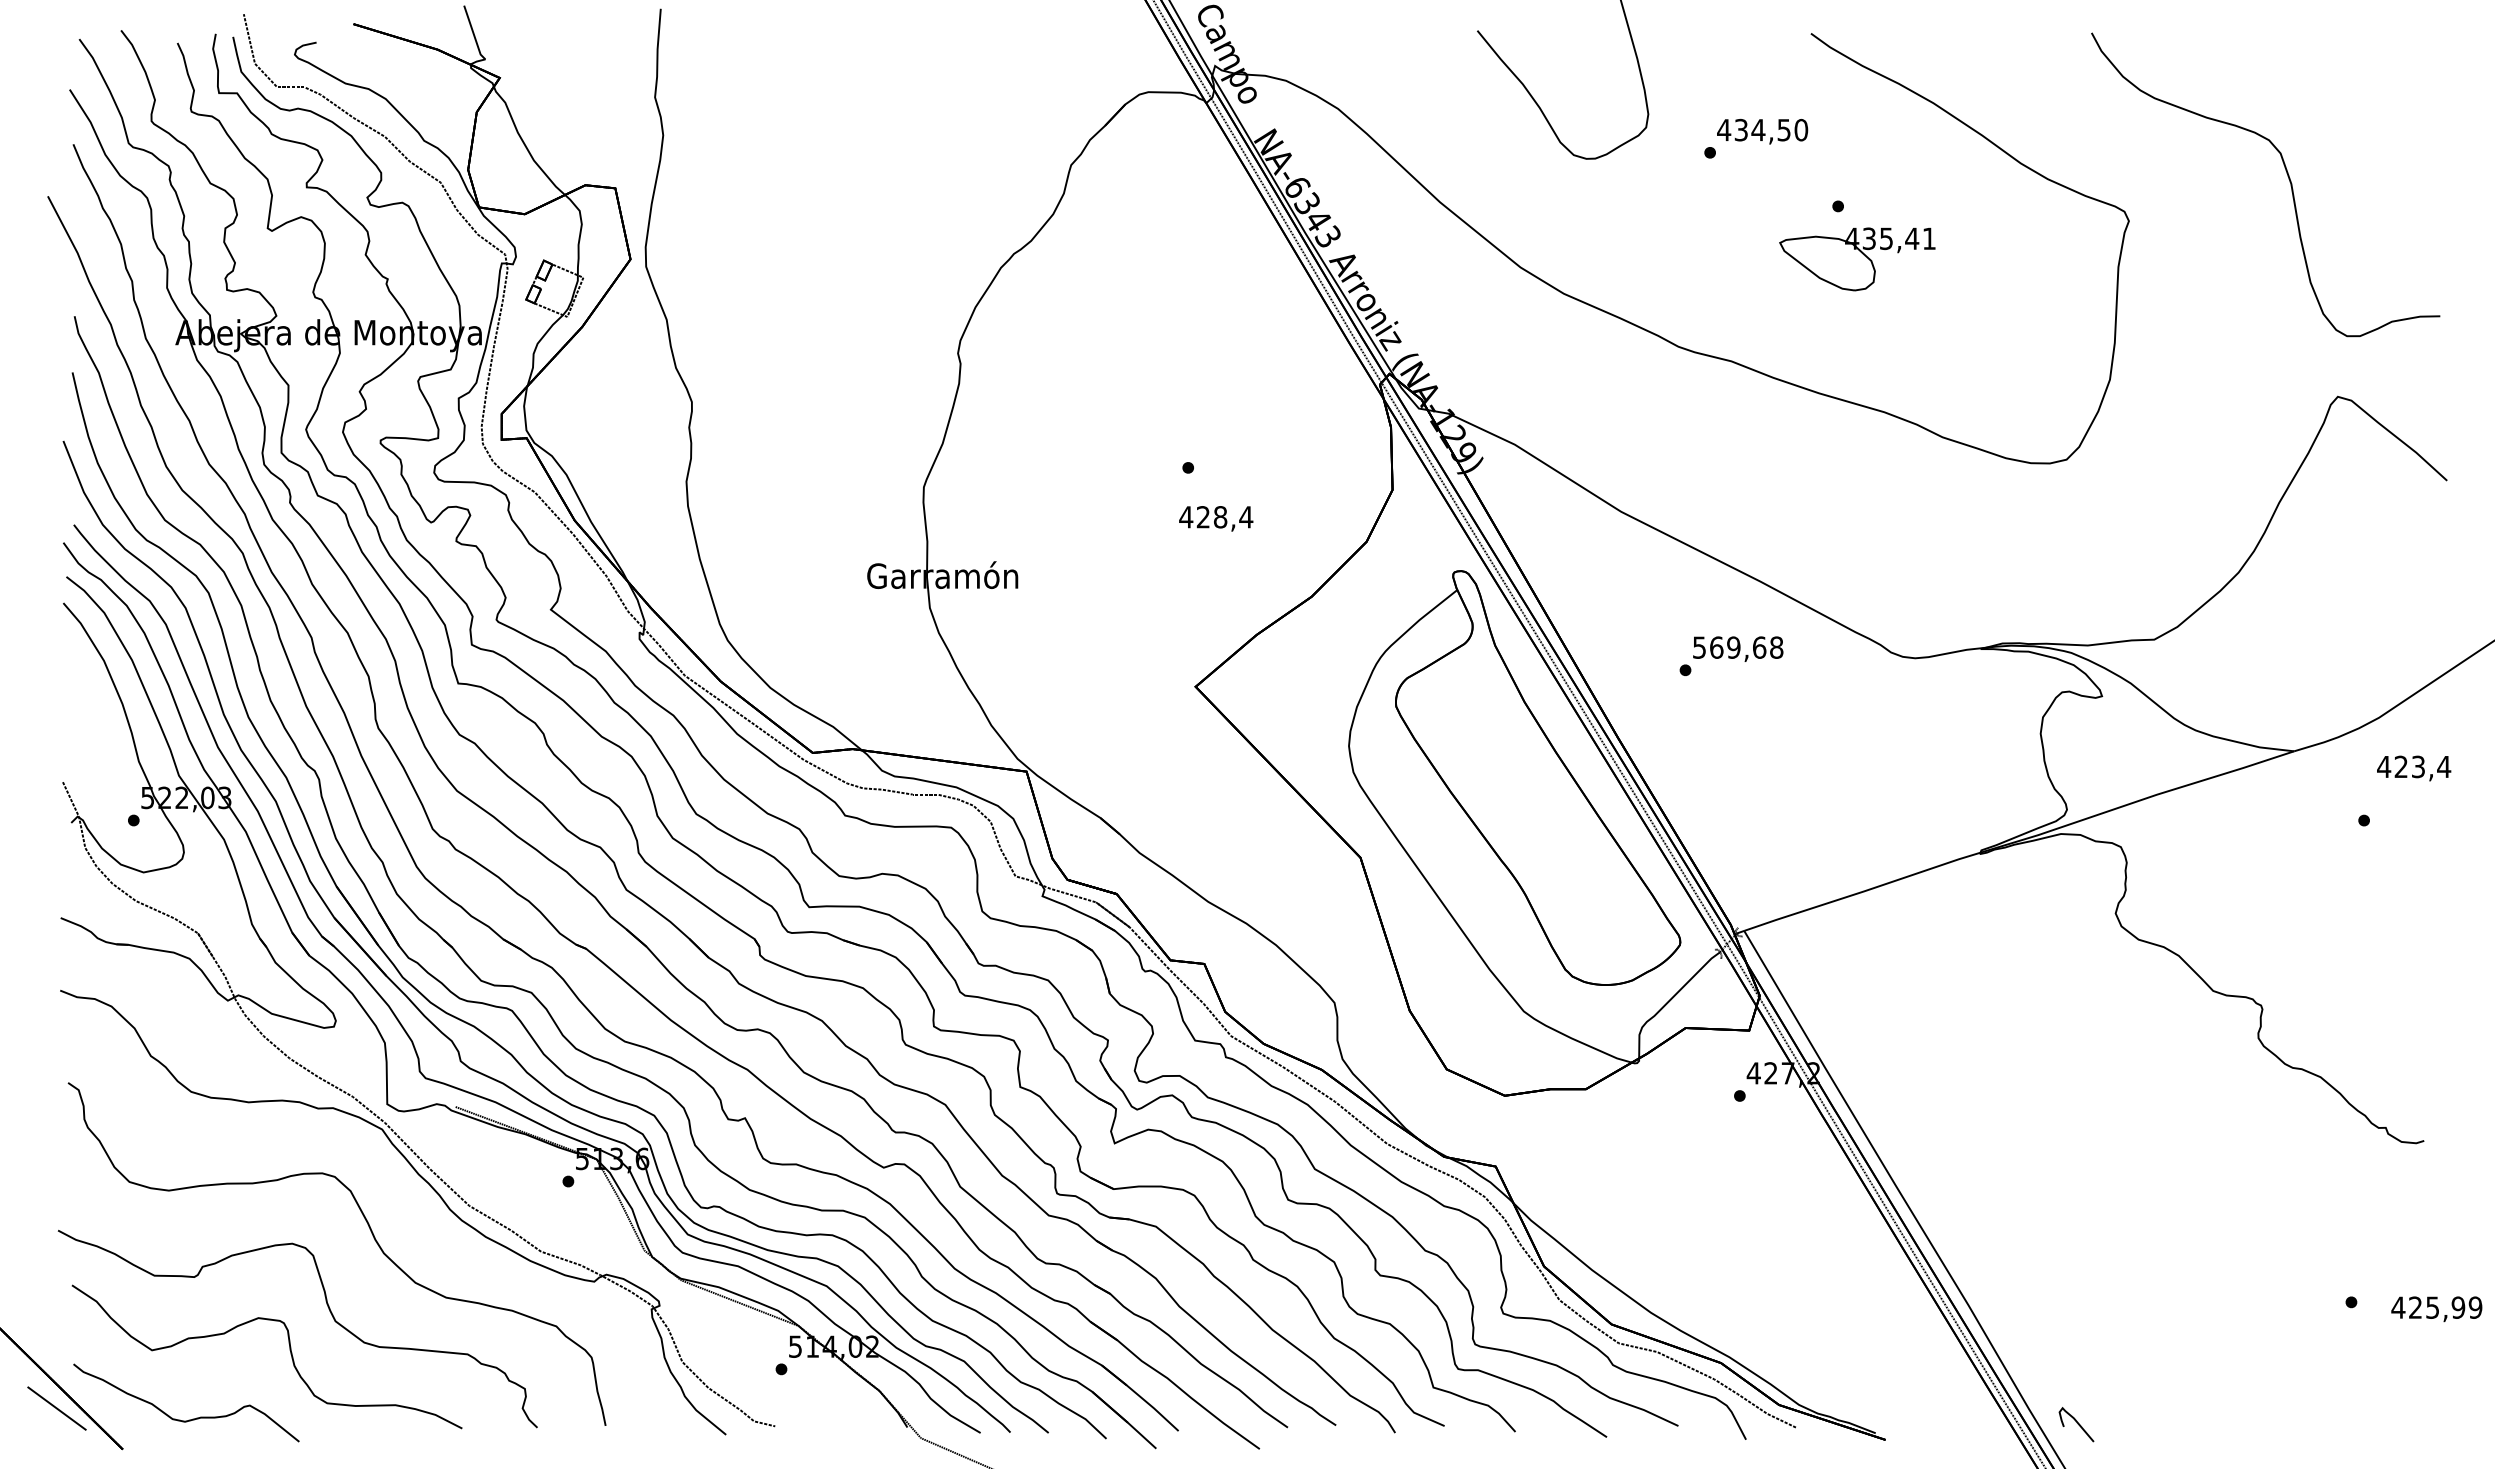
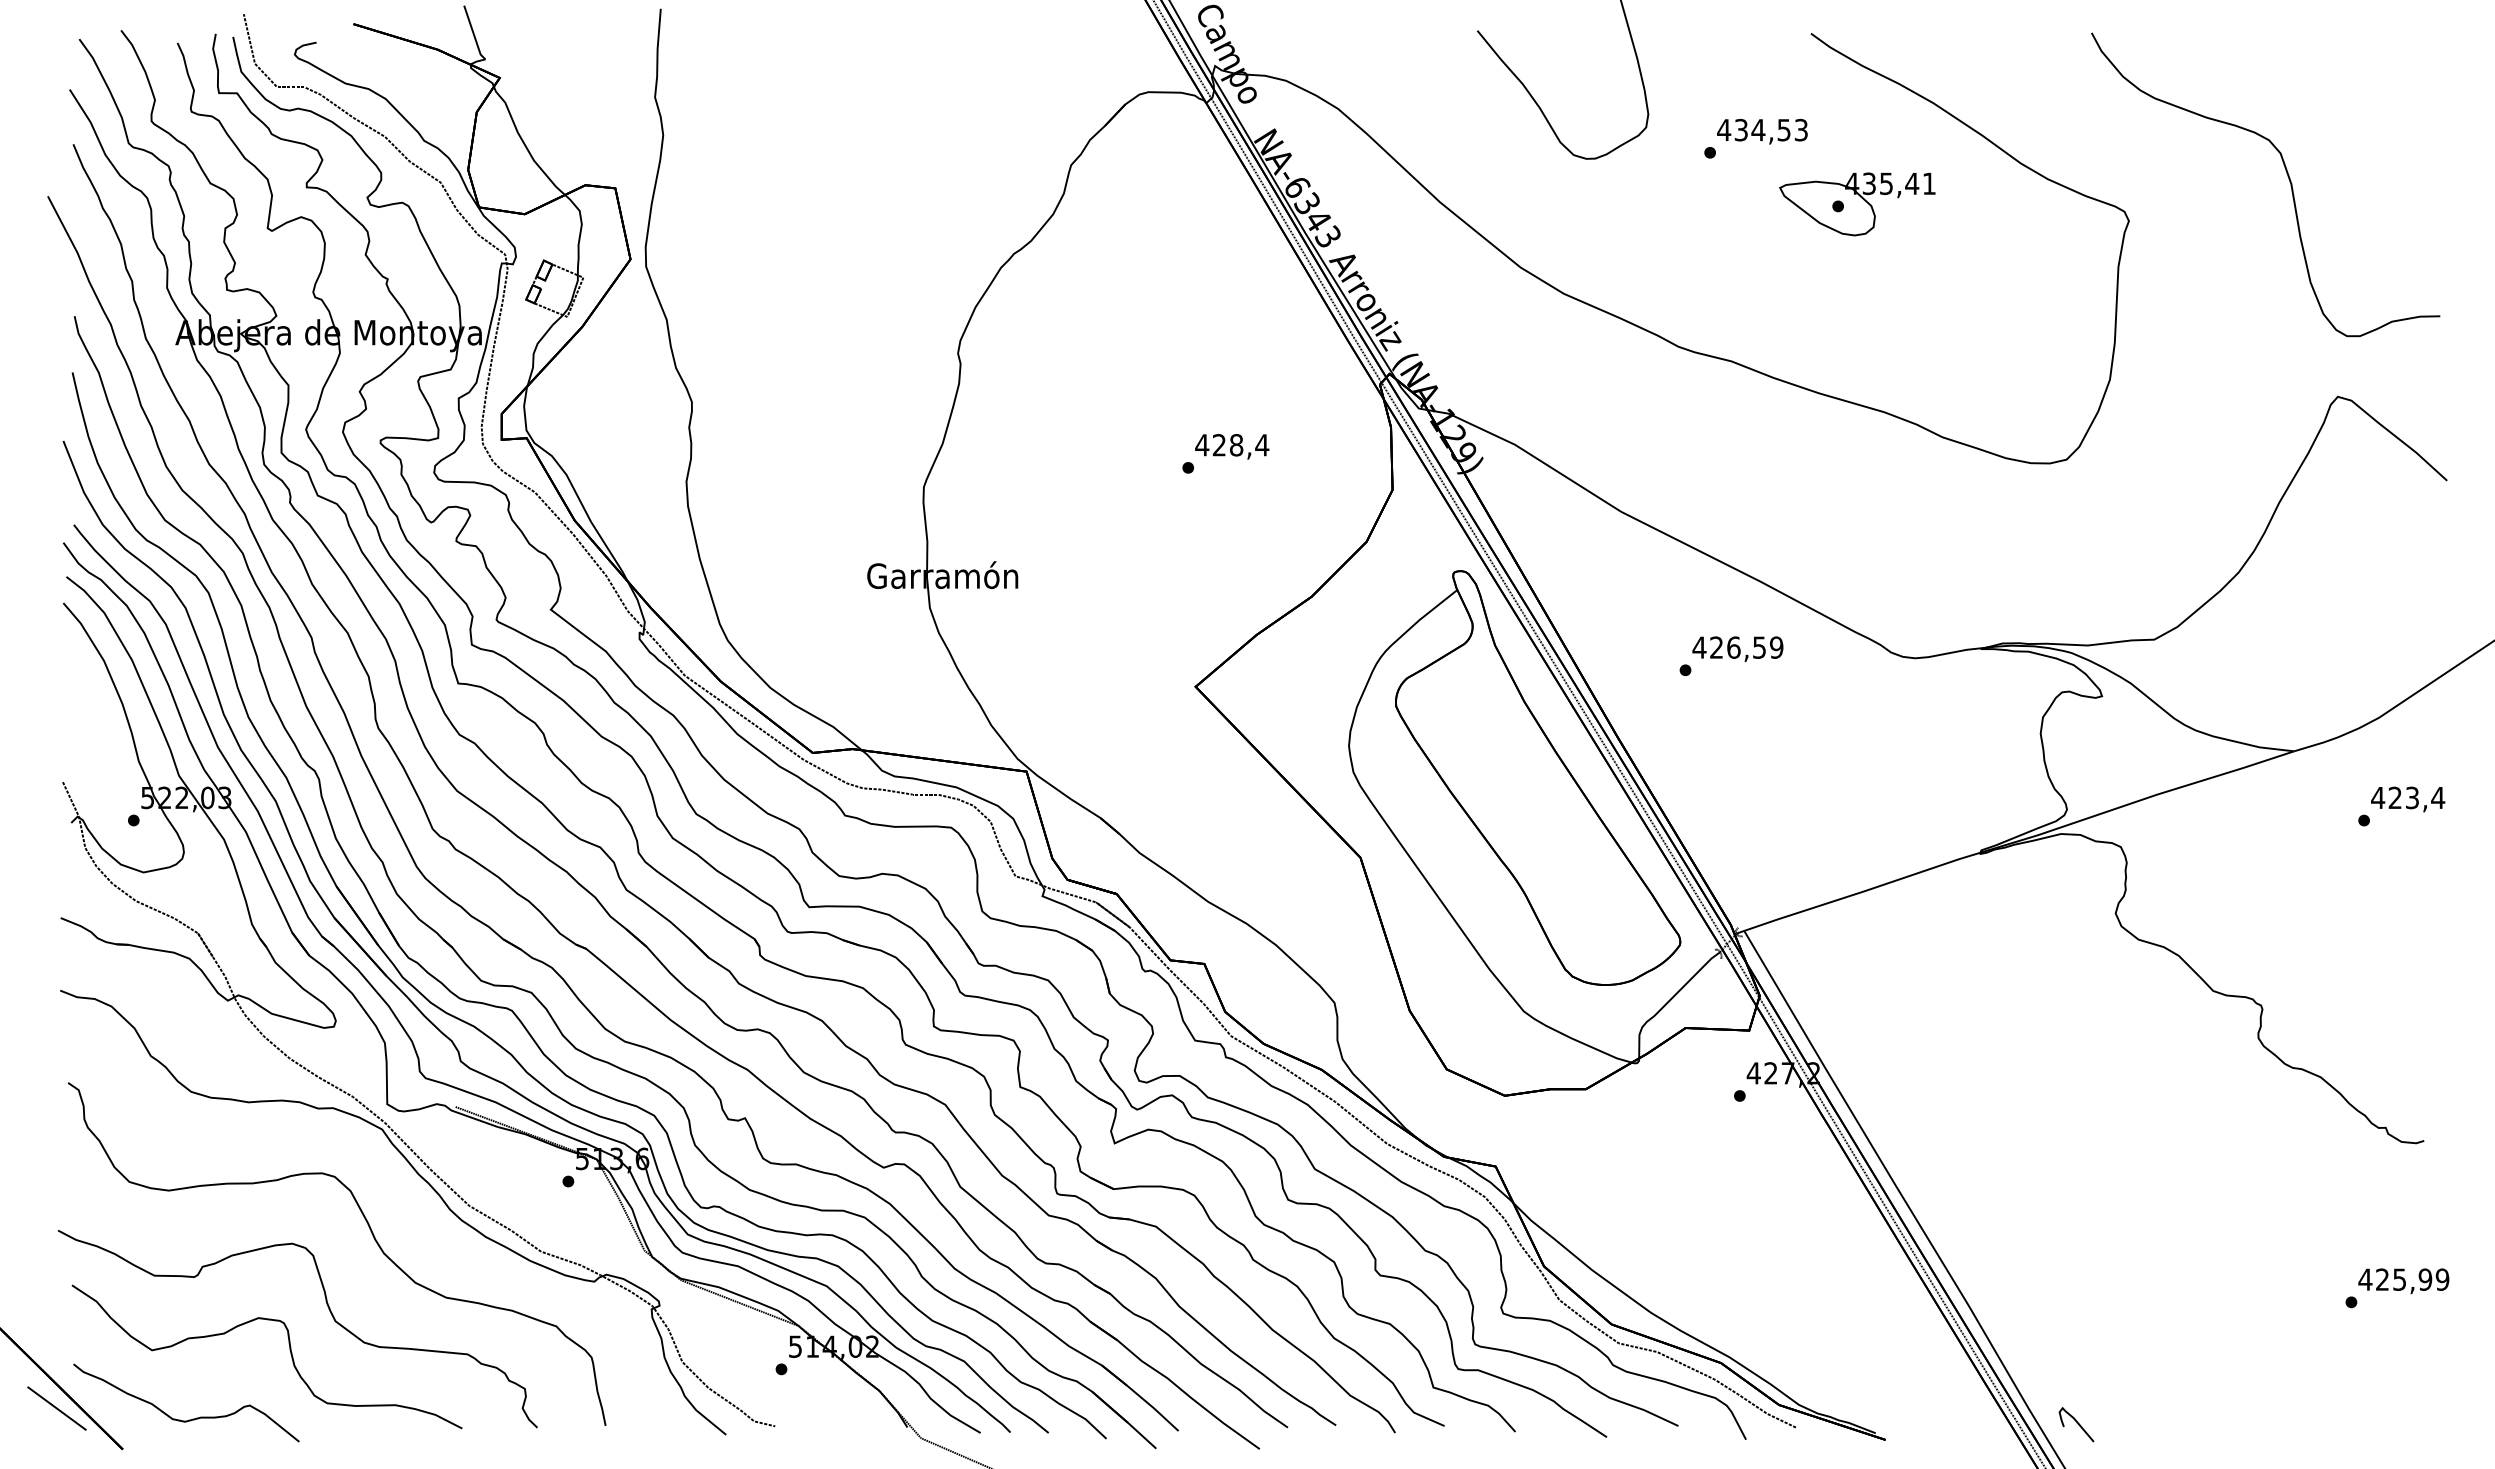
text: 434,50 -> 434,53 (1801, 130)
part position: (1857, 259) -> (1857, 204) (1857, 204)
text position: (1216, 518) -> (1232, 446) (1232, 446)
text: 569,68 -> 426,59 (1737, 647)
text position: (2414, 768) -> (2408, 799) (2408, 799)
text position: (2436, 1309) -> (2403, 1281) (2403, 1281)
